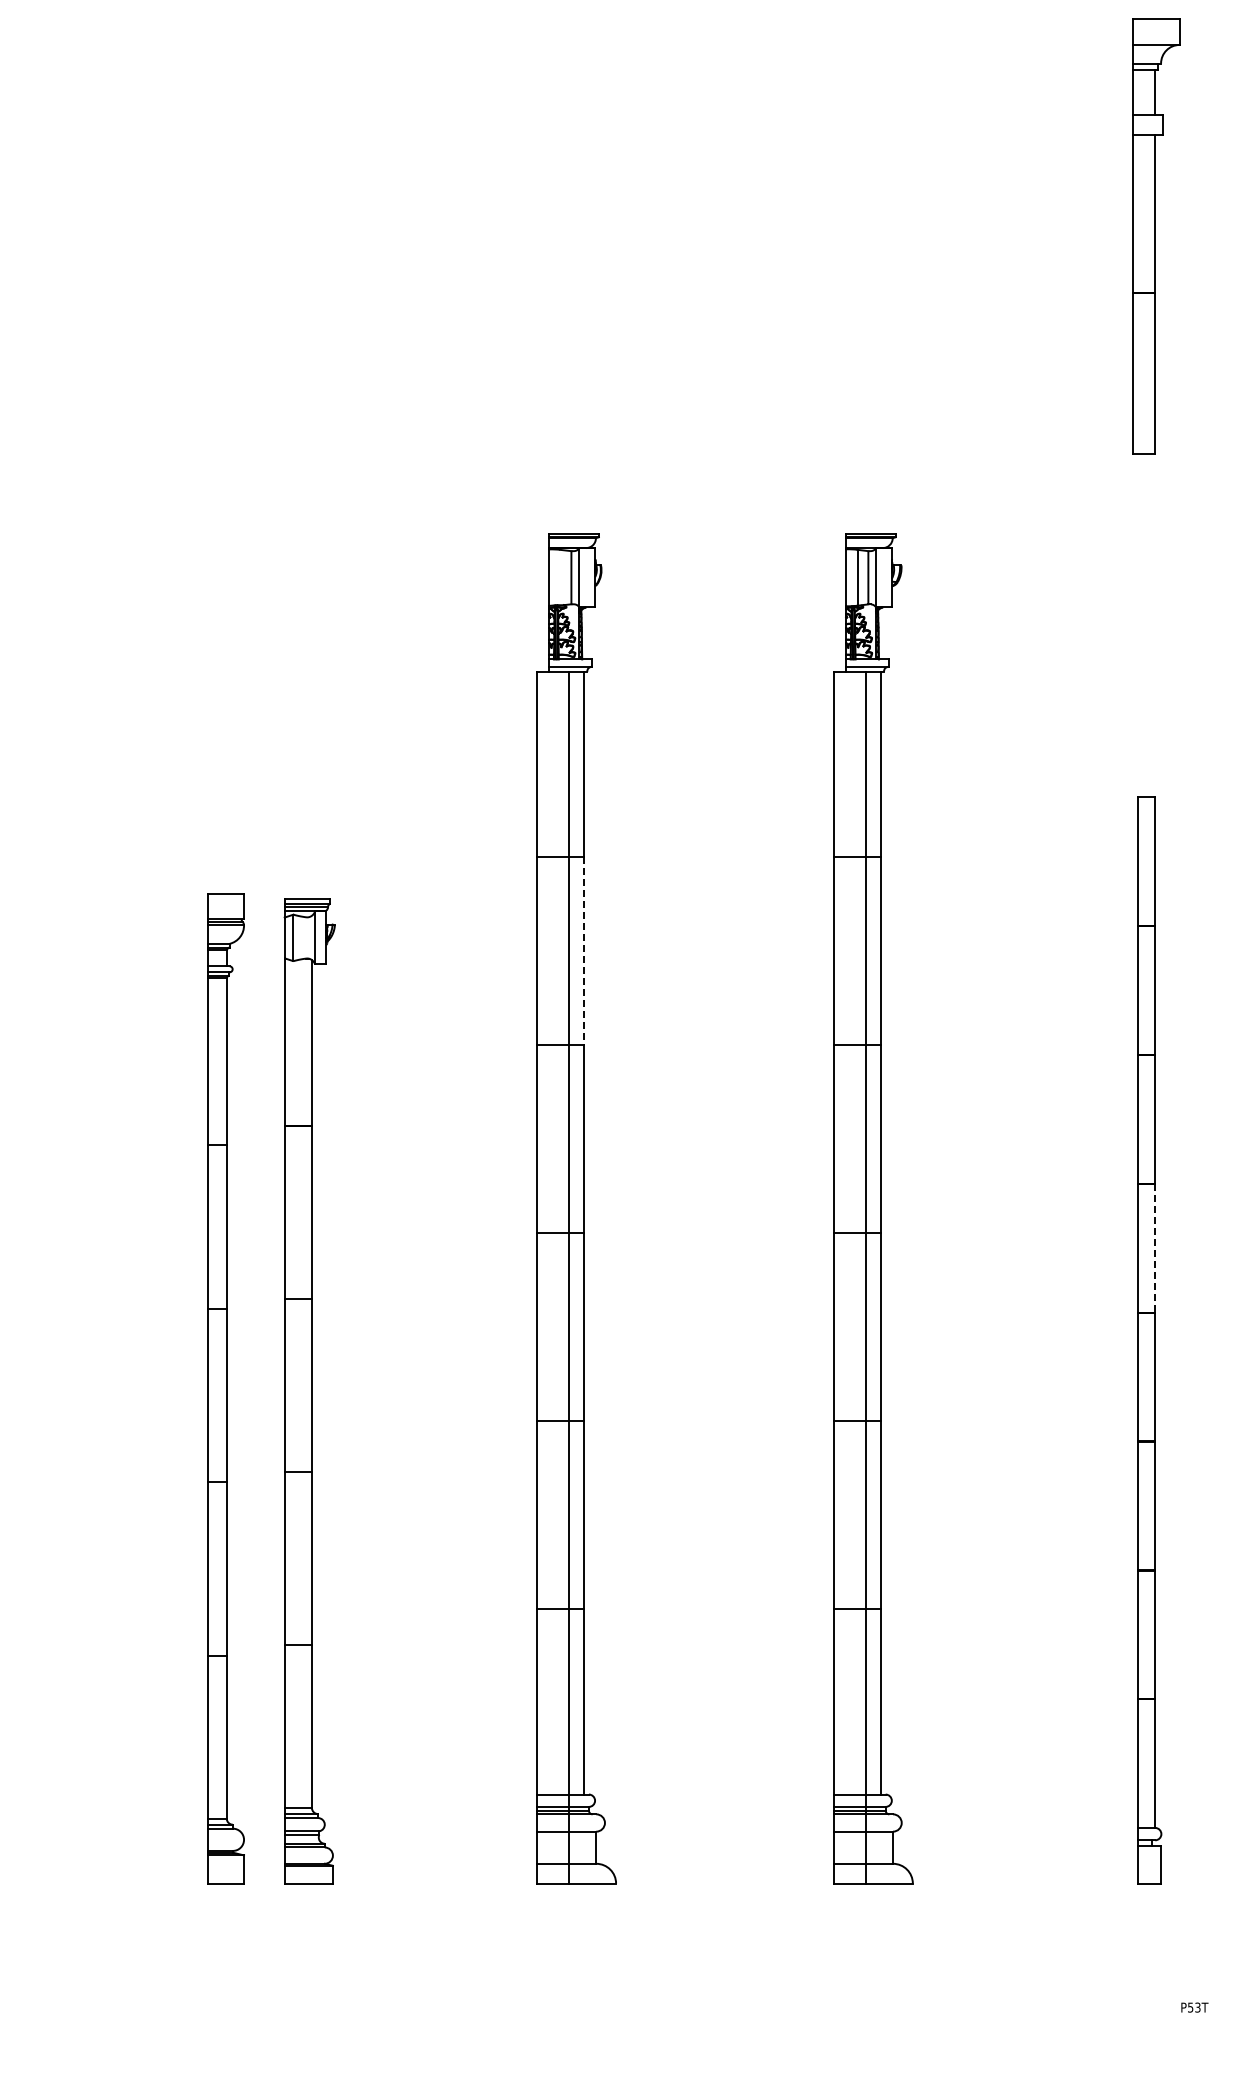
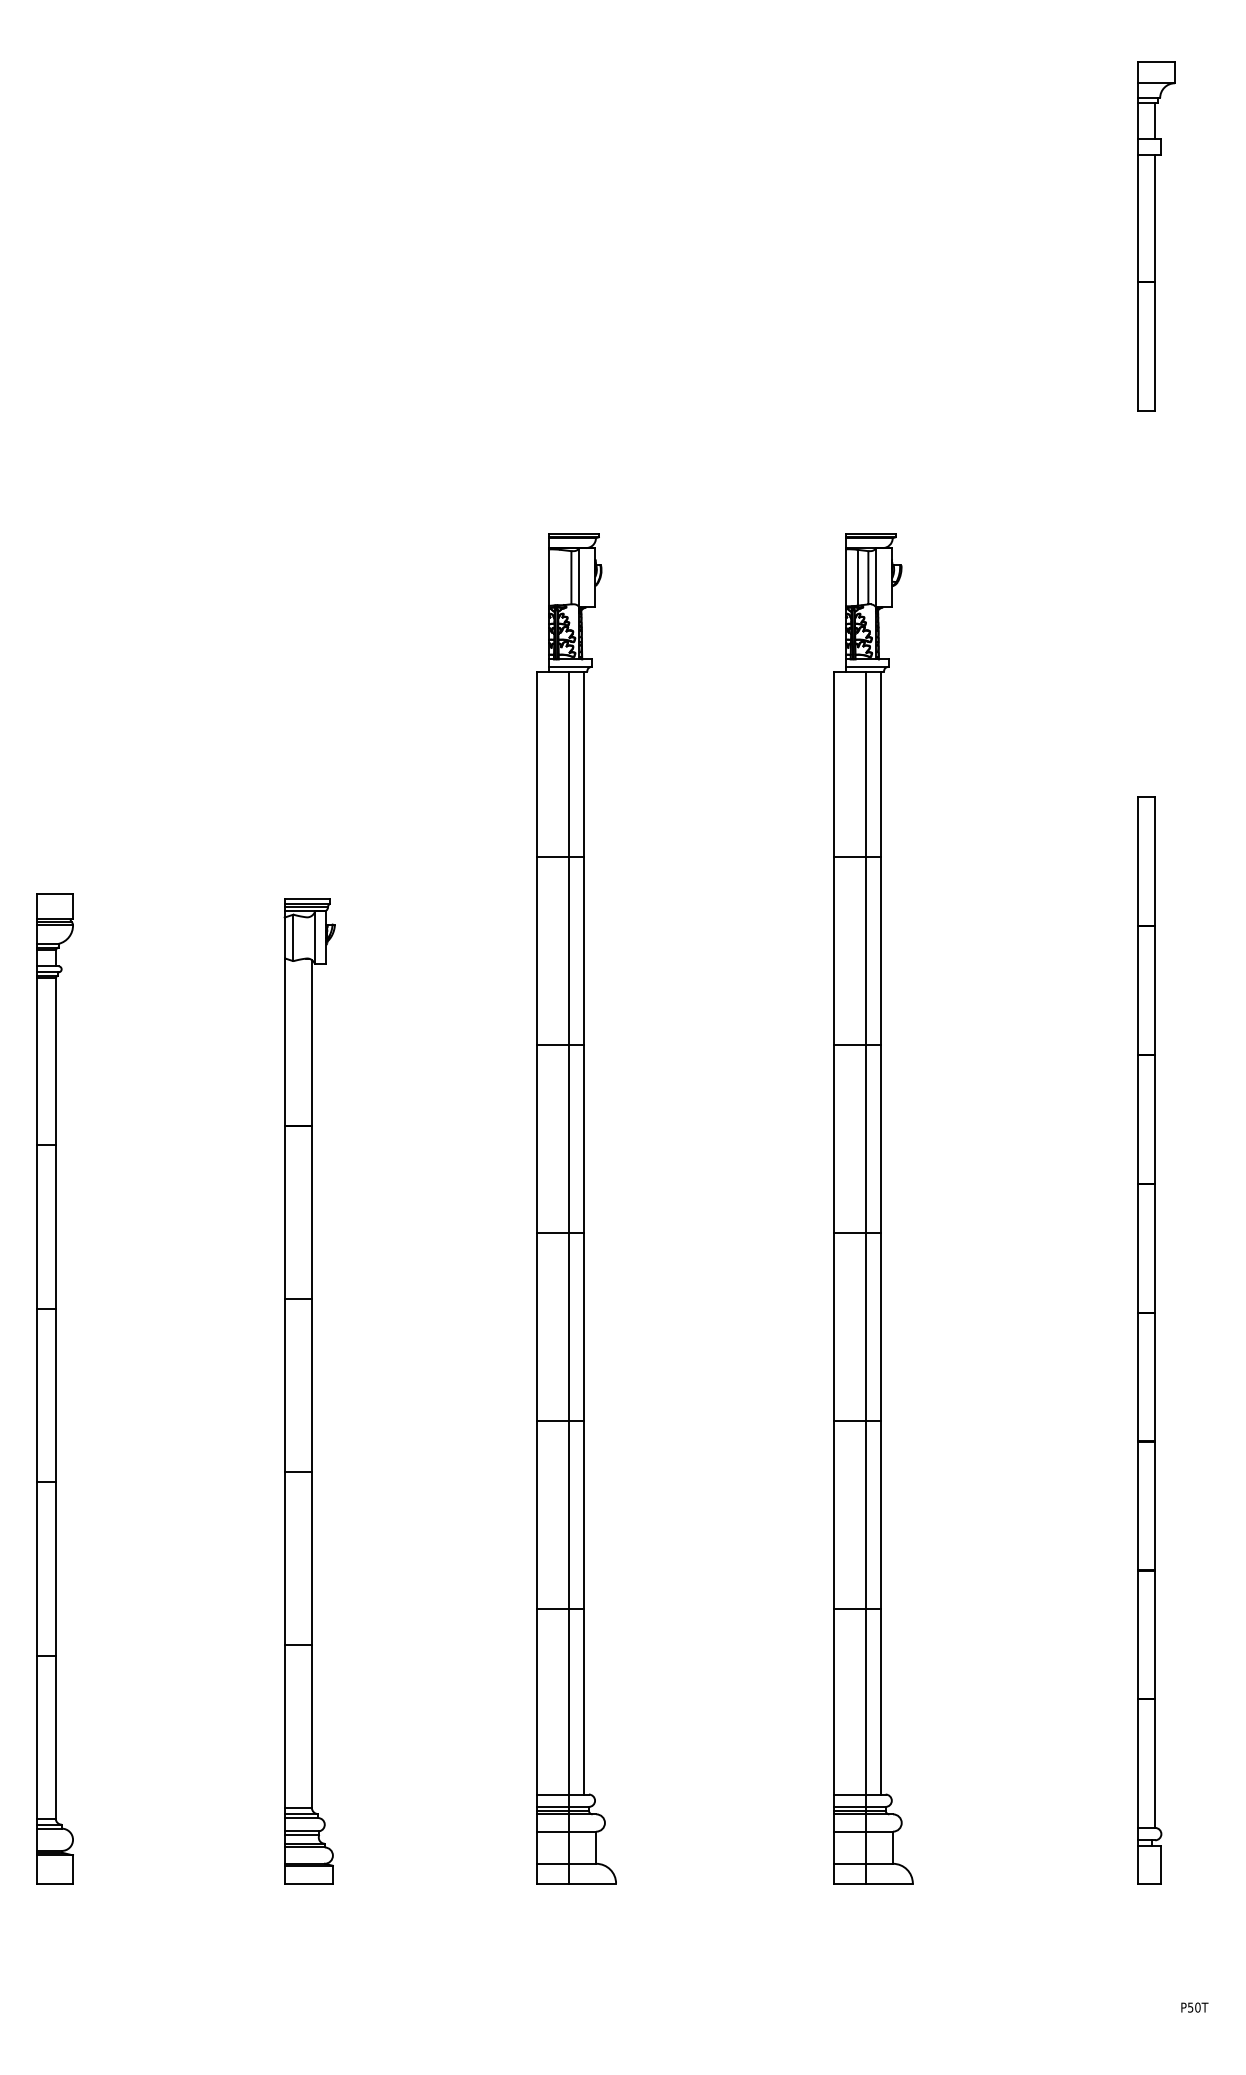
part size: 49x437 px -> 39x351 px (1156, 236)
line: dashed -> solid (583, 951)
line: dashed -> solid (1155, 1248)
part position: (225, 1388) -> (54, 1388) (54, 1388)
text: P53T -> P50T (1197, 2007)
